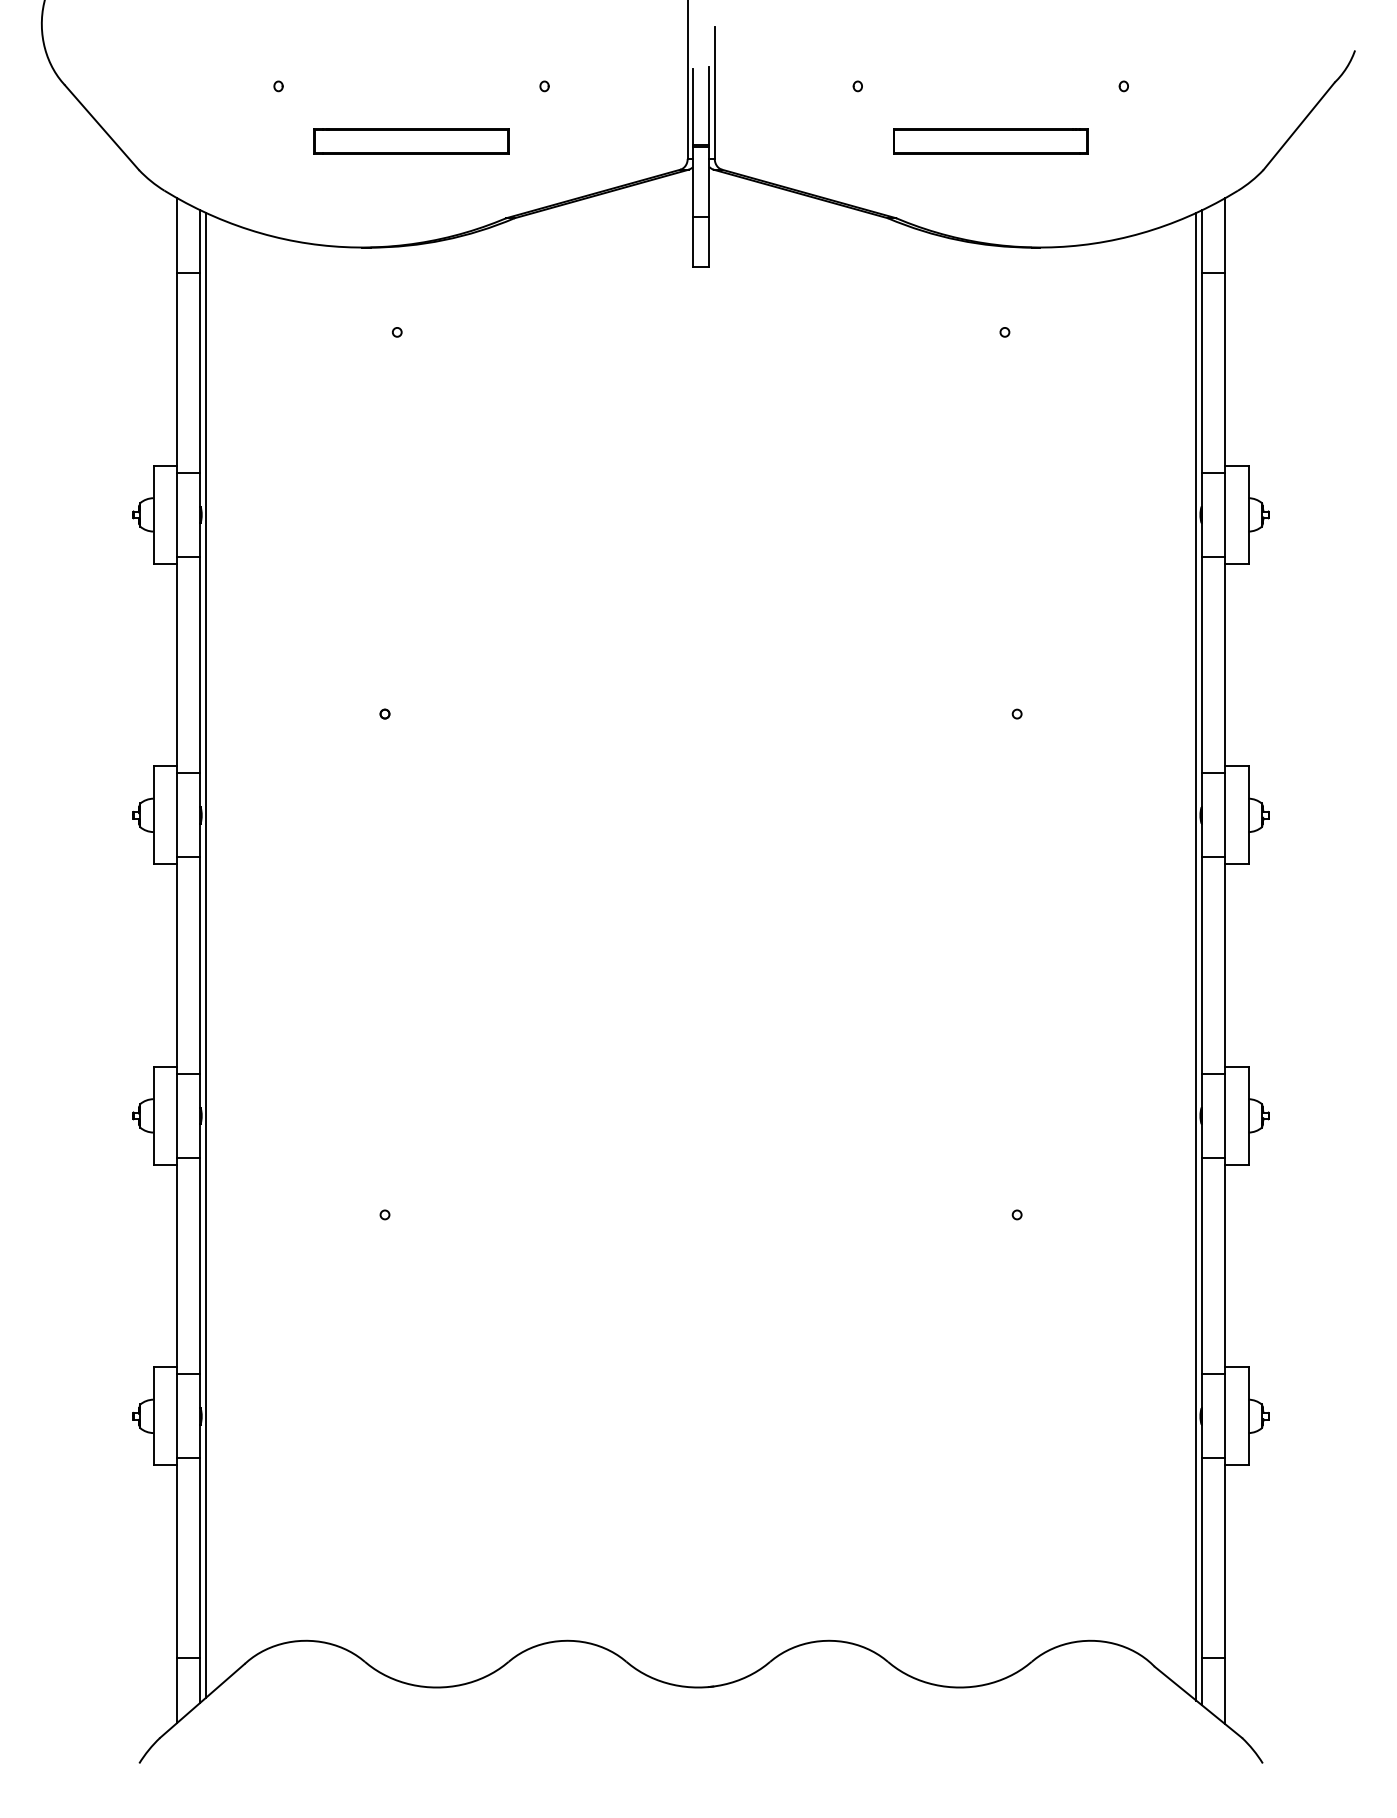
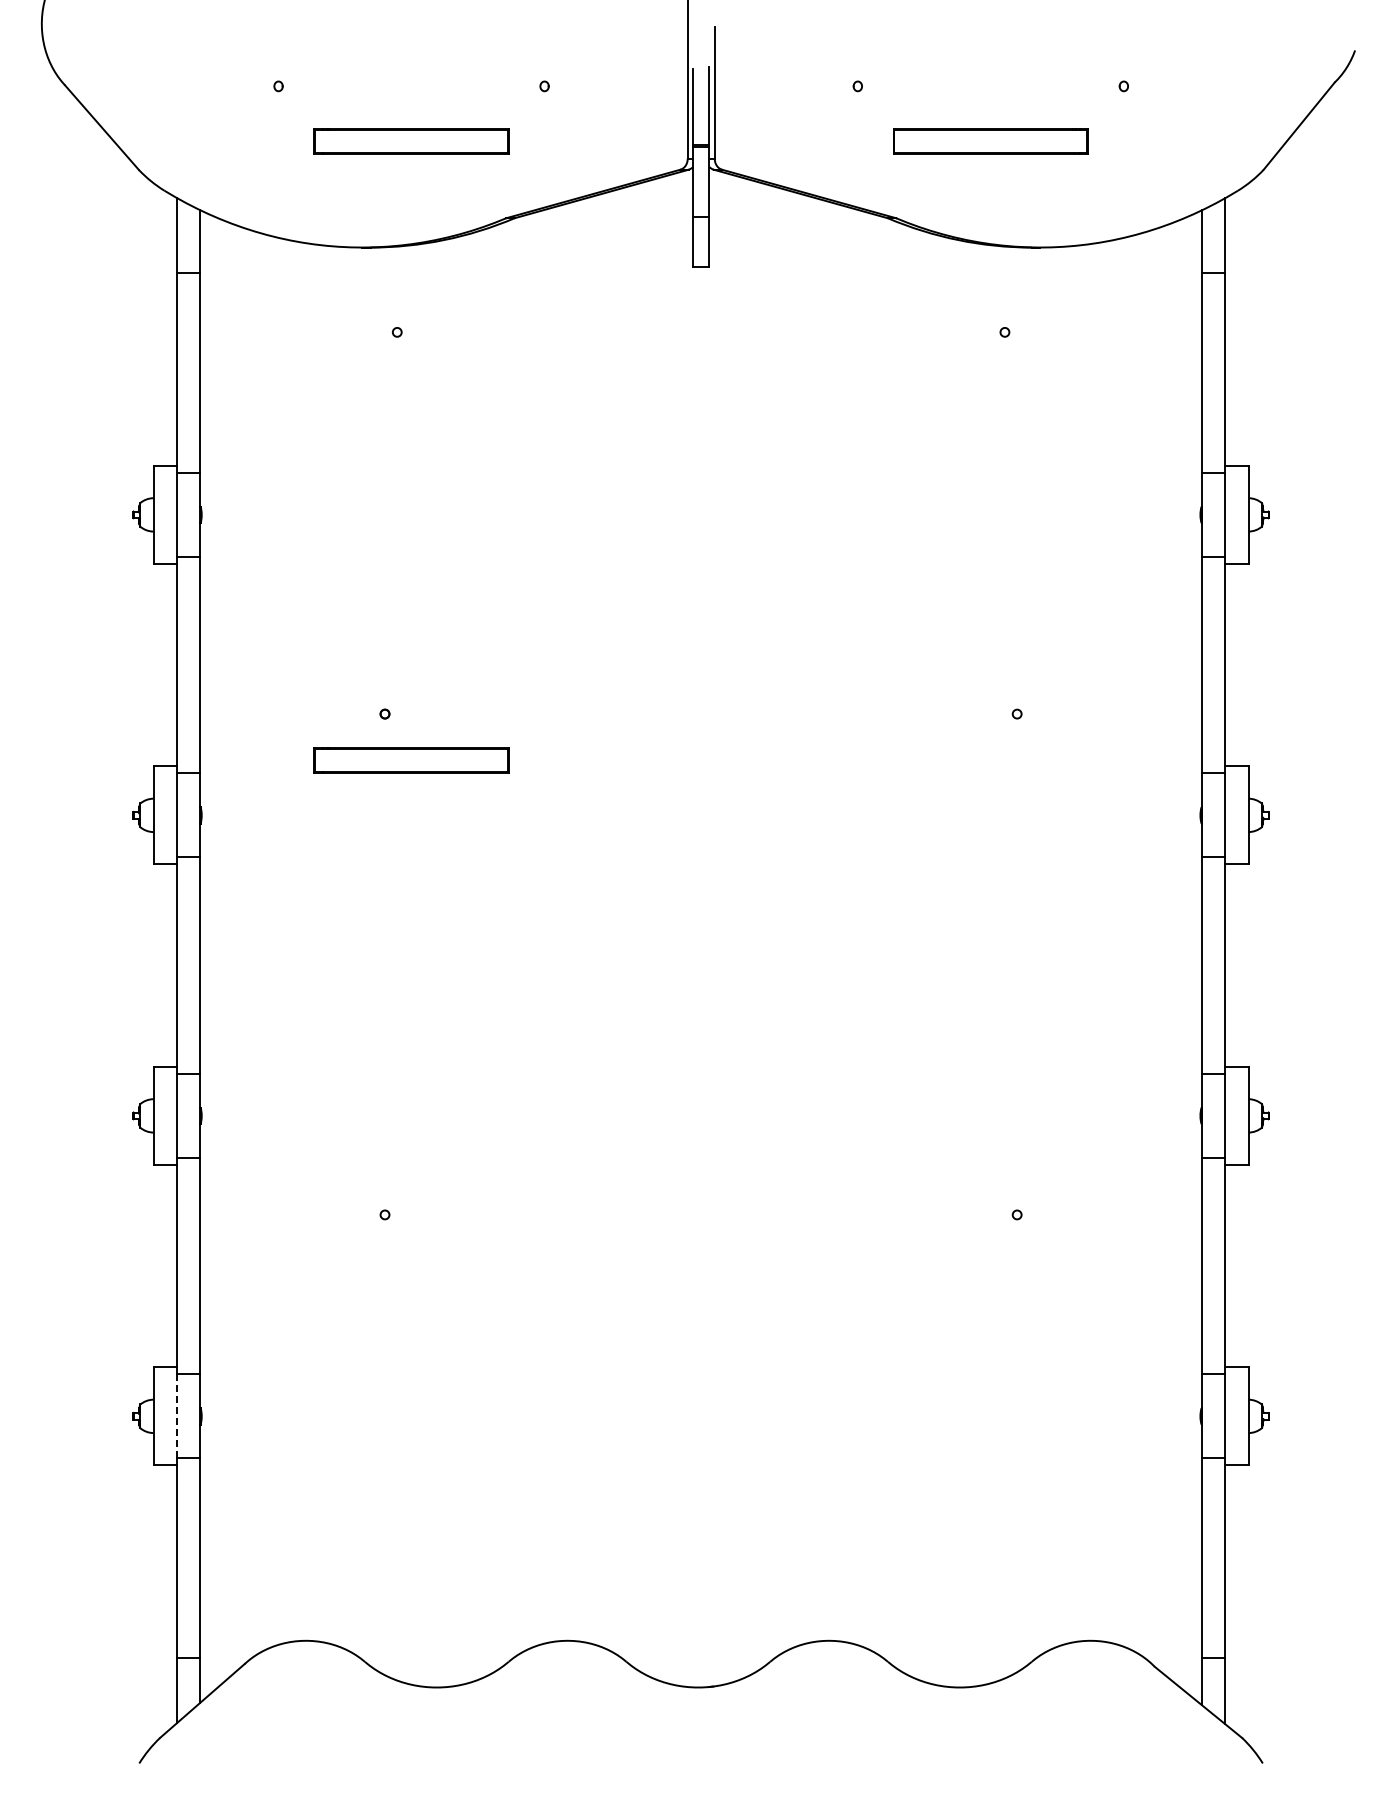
part: none -> present (411, 760)
line: present -> none (205, 954)
line: present -> none (1196, 956)
line: solid -> dashed (176, 1415)
